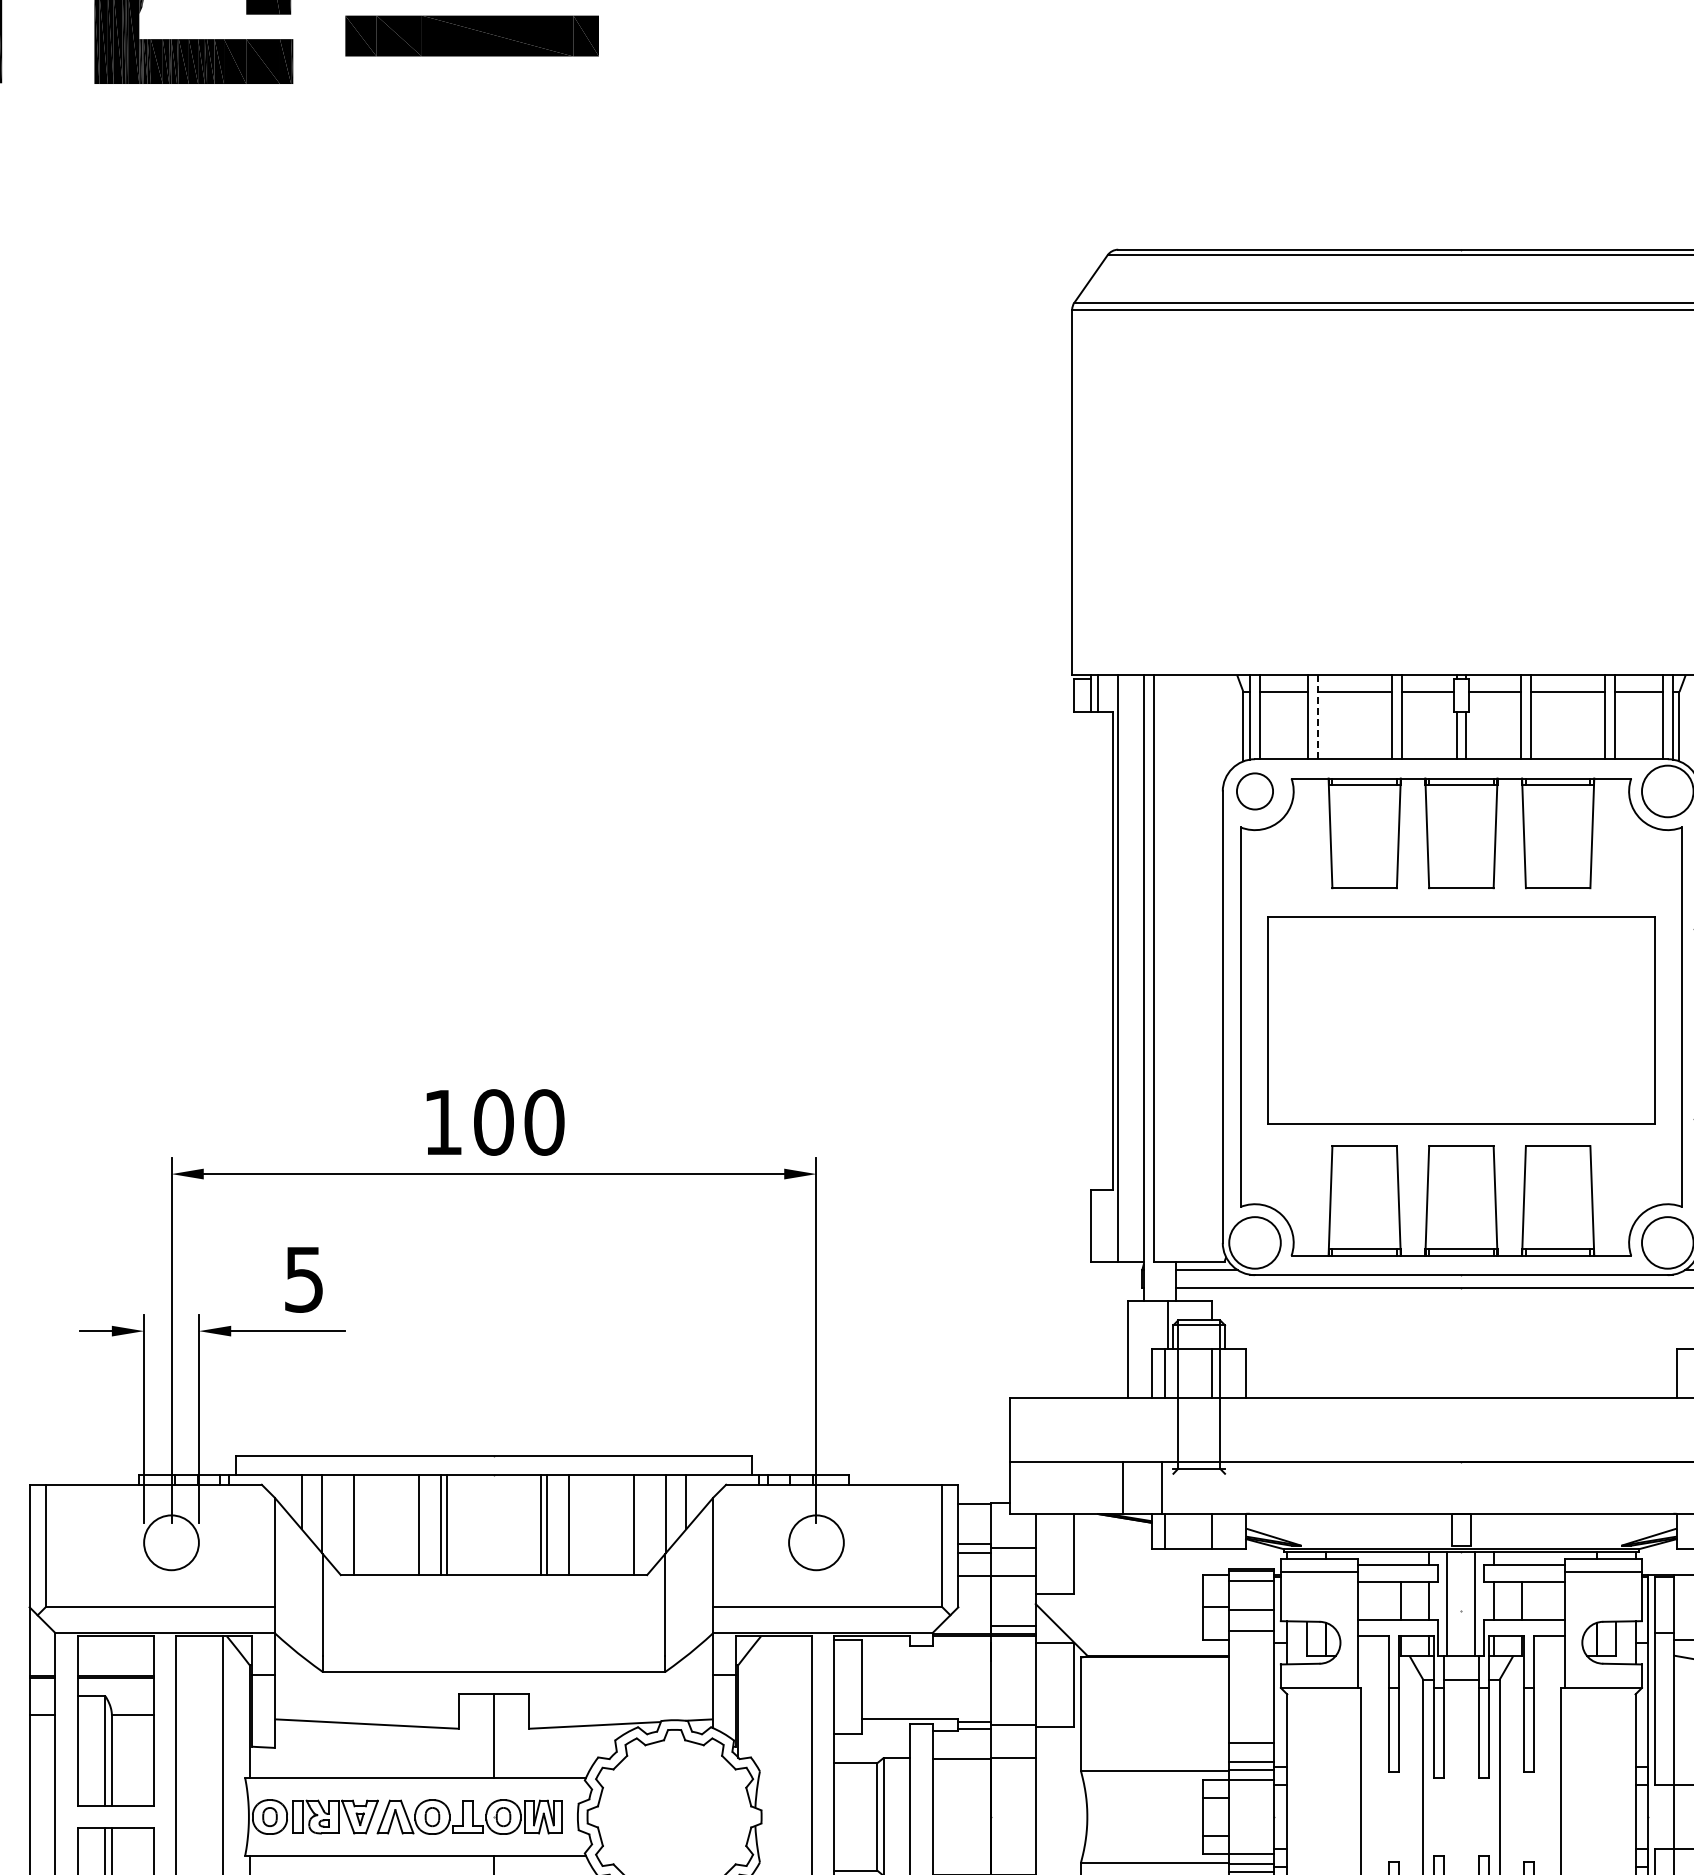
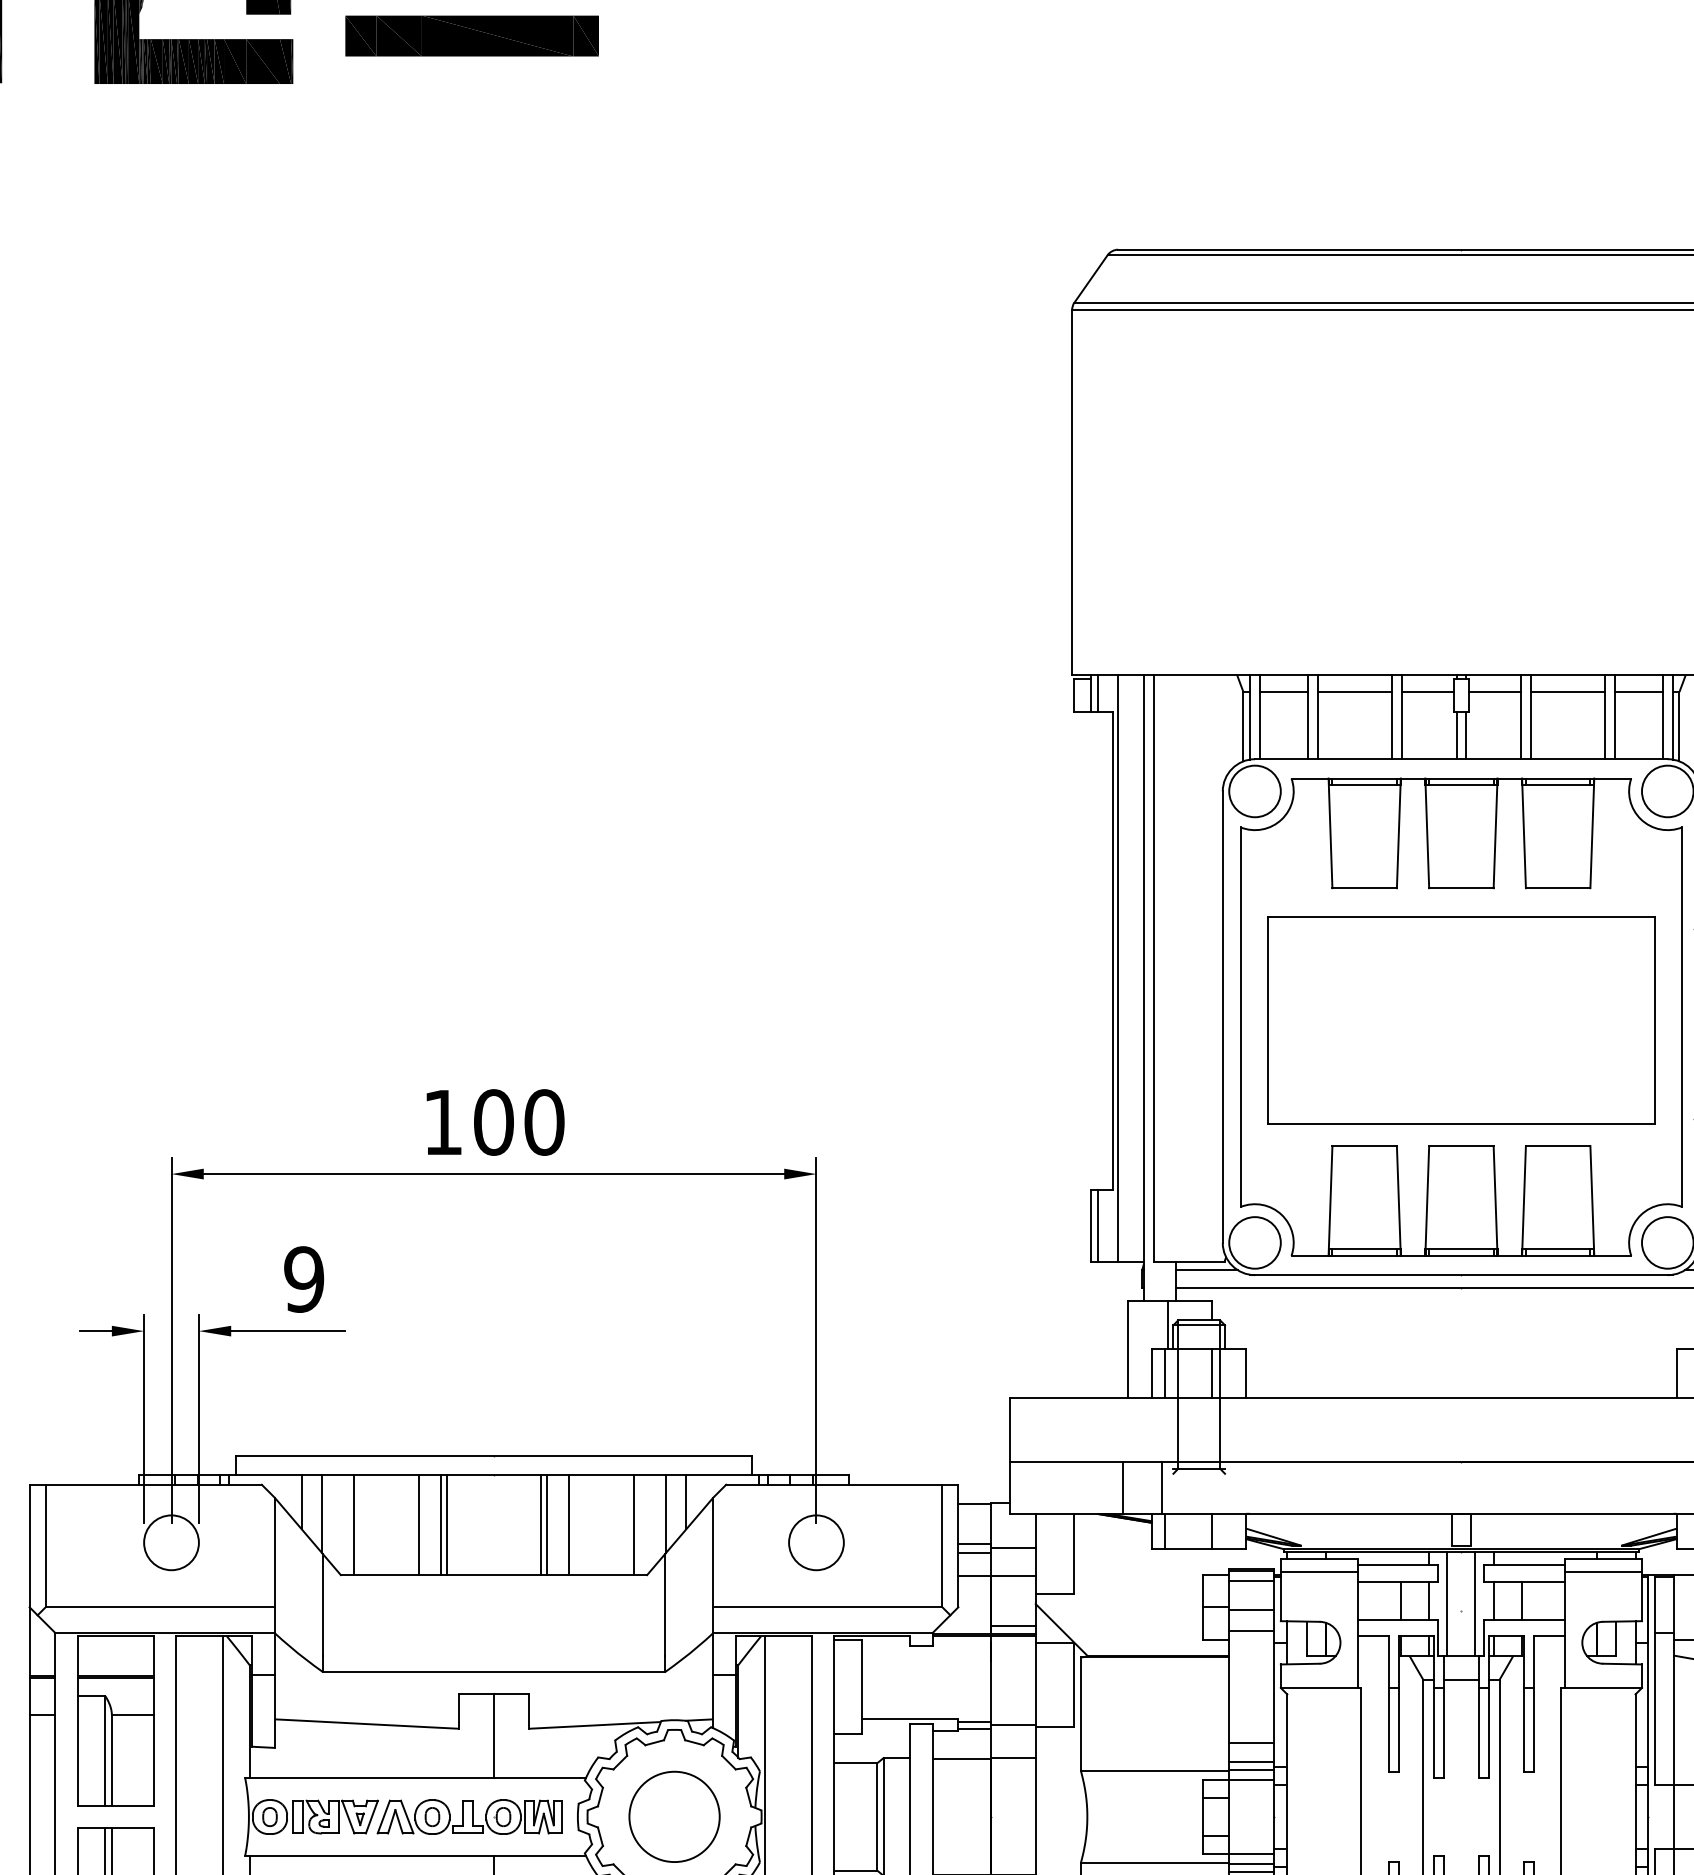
line: dashed -> solid (1317, 717)
circle diameter: 36 px -> 52 px (1254, 791)
line: none -> present (1097, 1225)
text: 5 -> 9 (304, 1279)
line: none -> present (764, 1753)
circle: none -> present (674, 1816)
